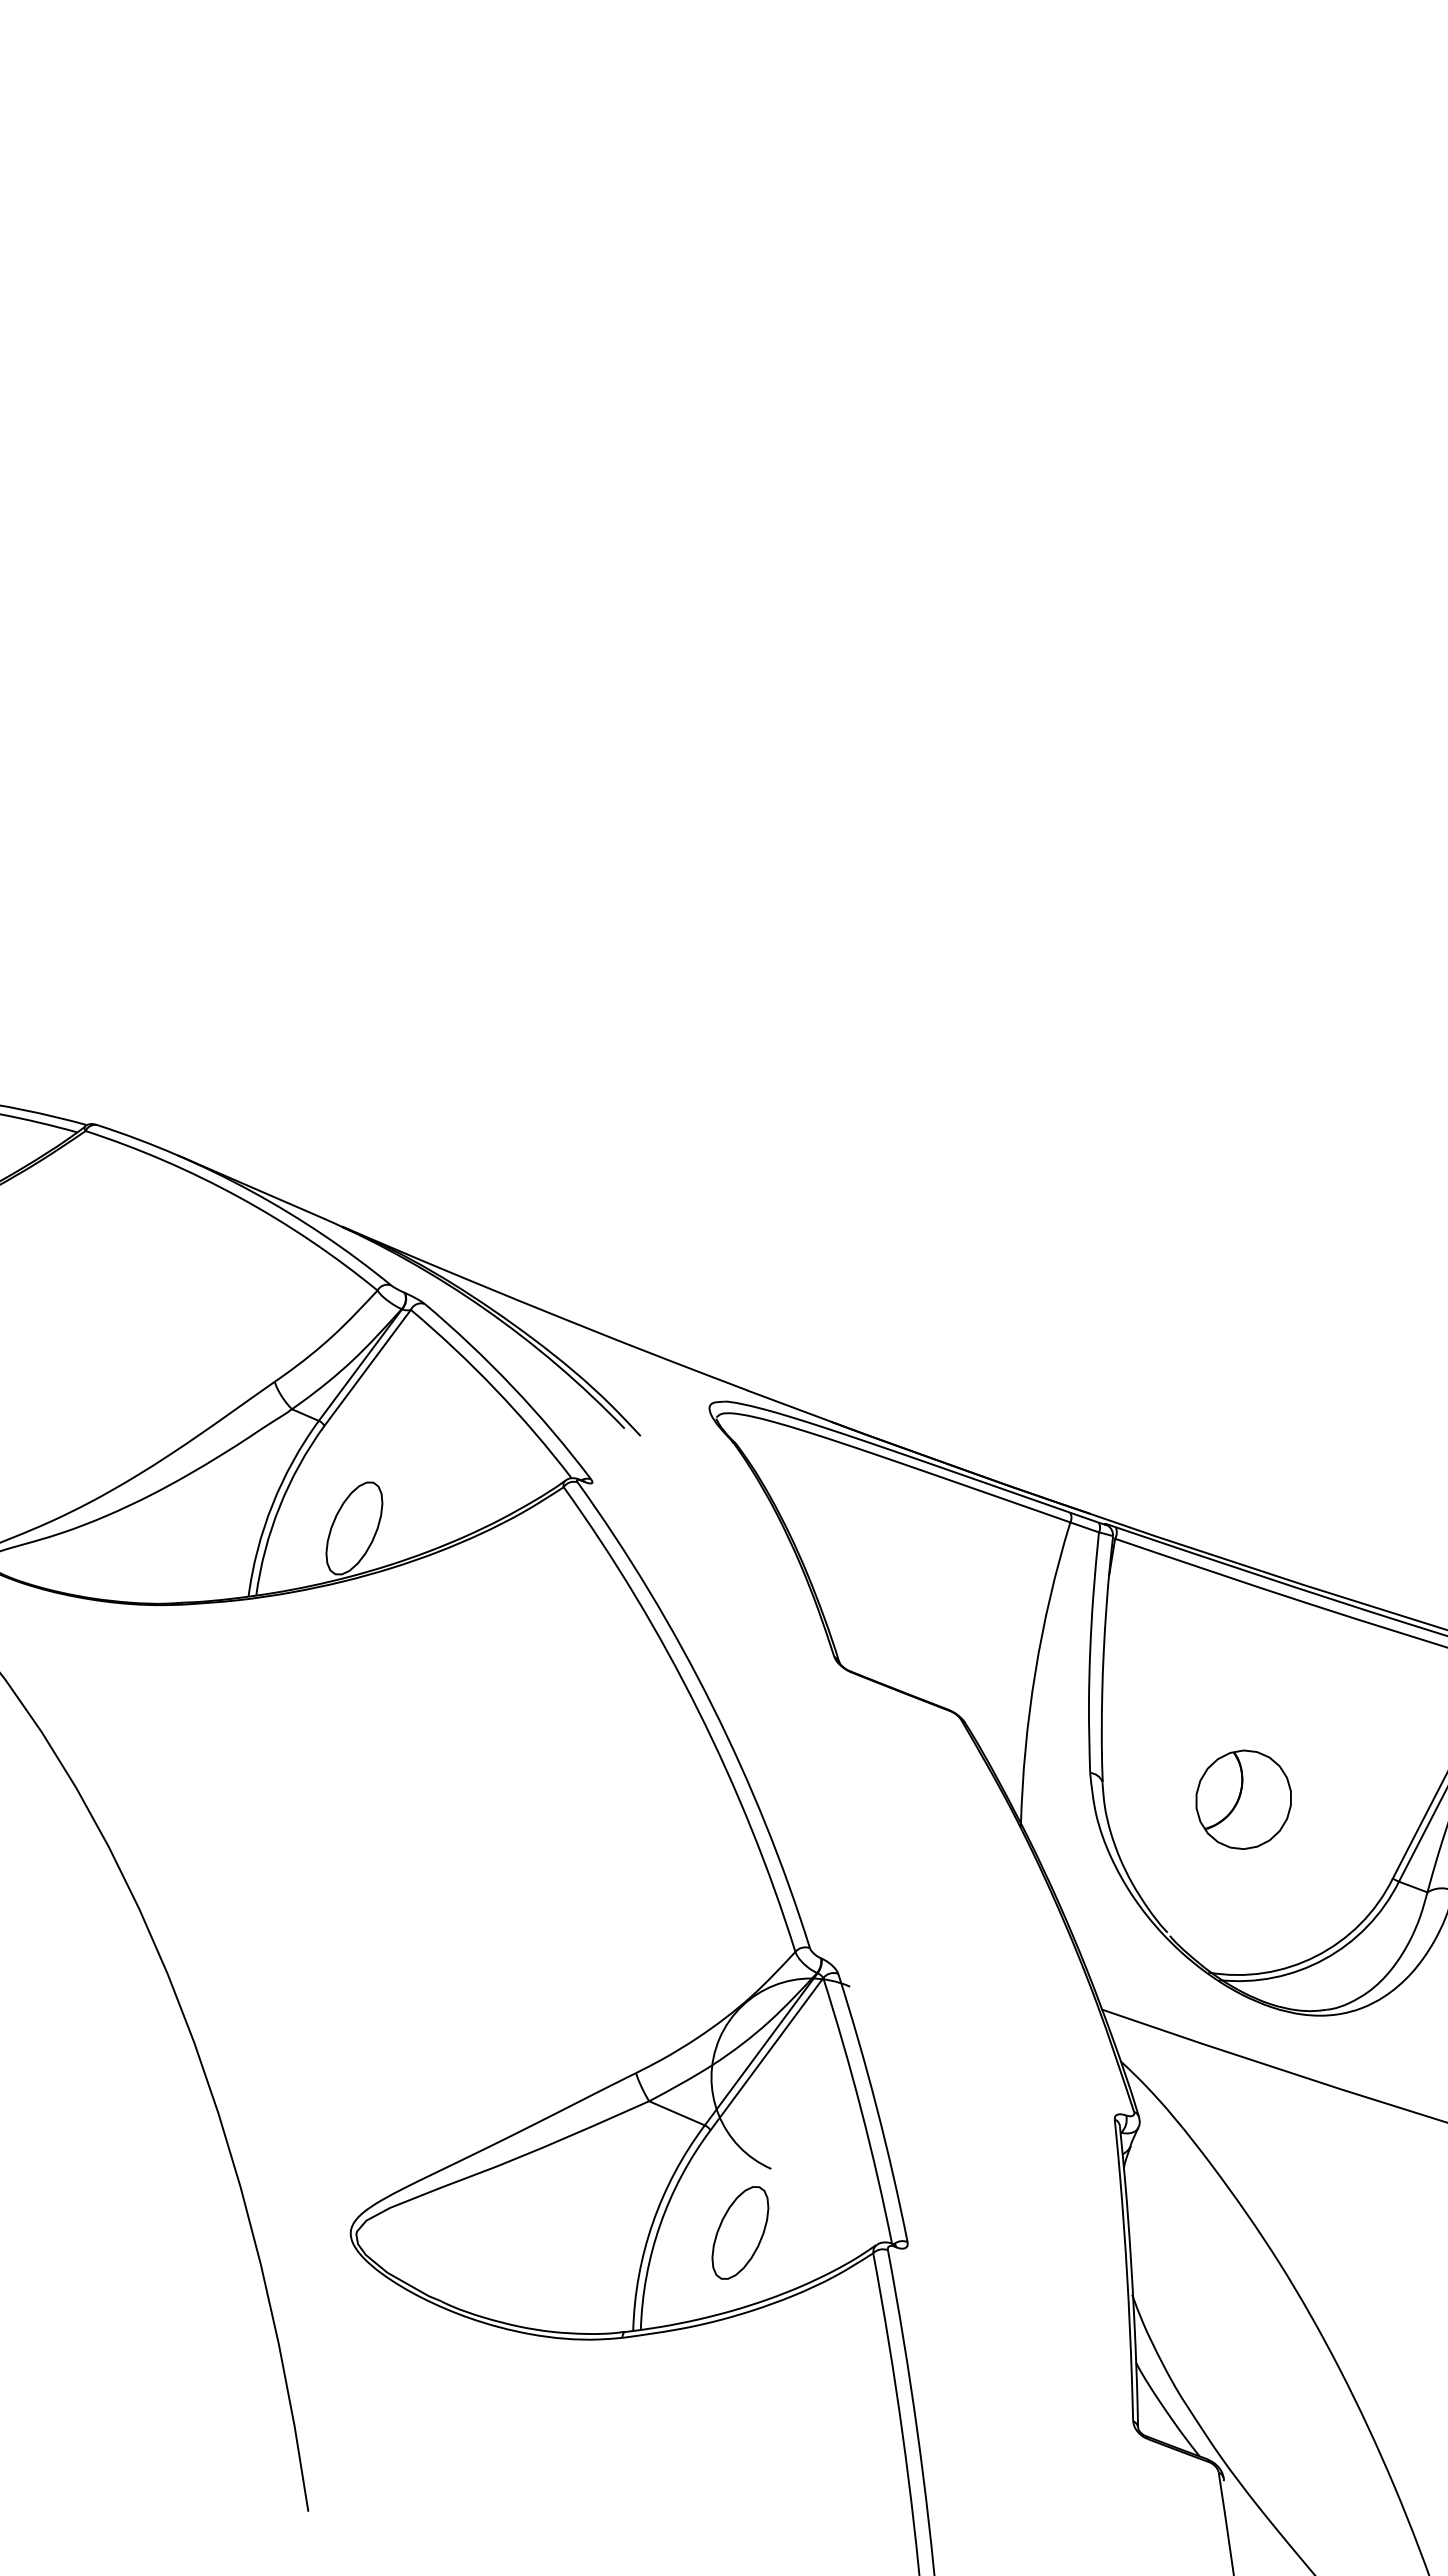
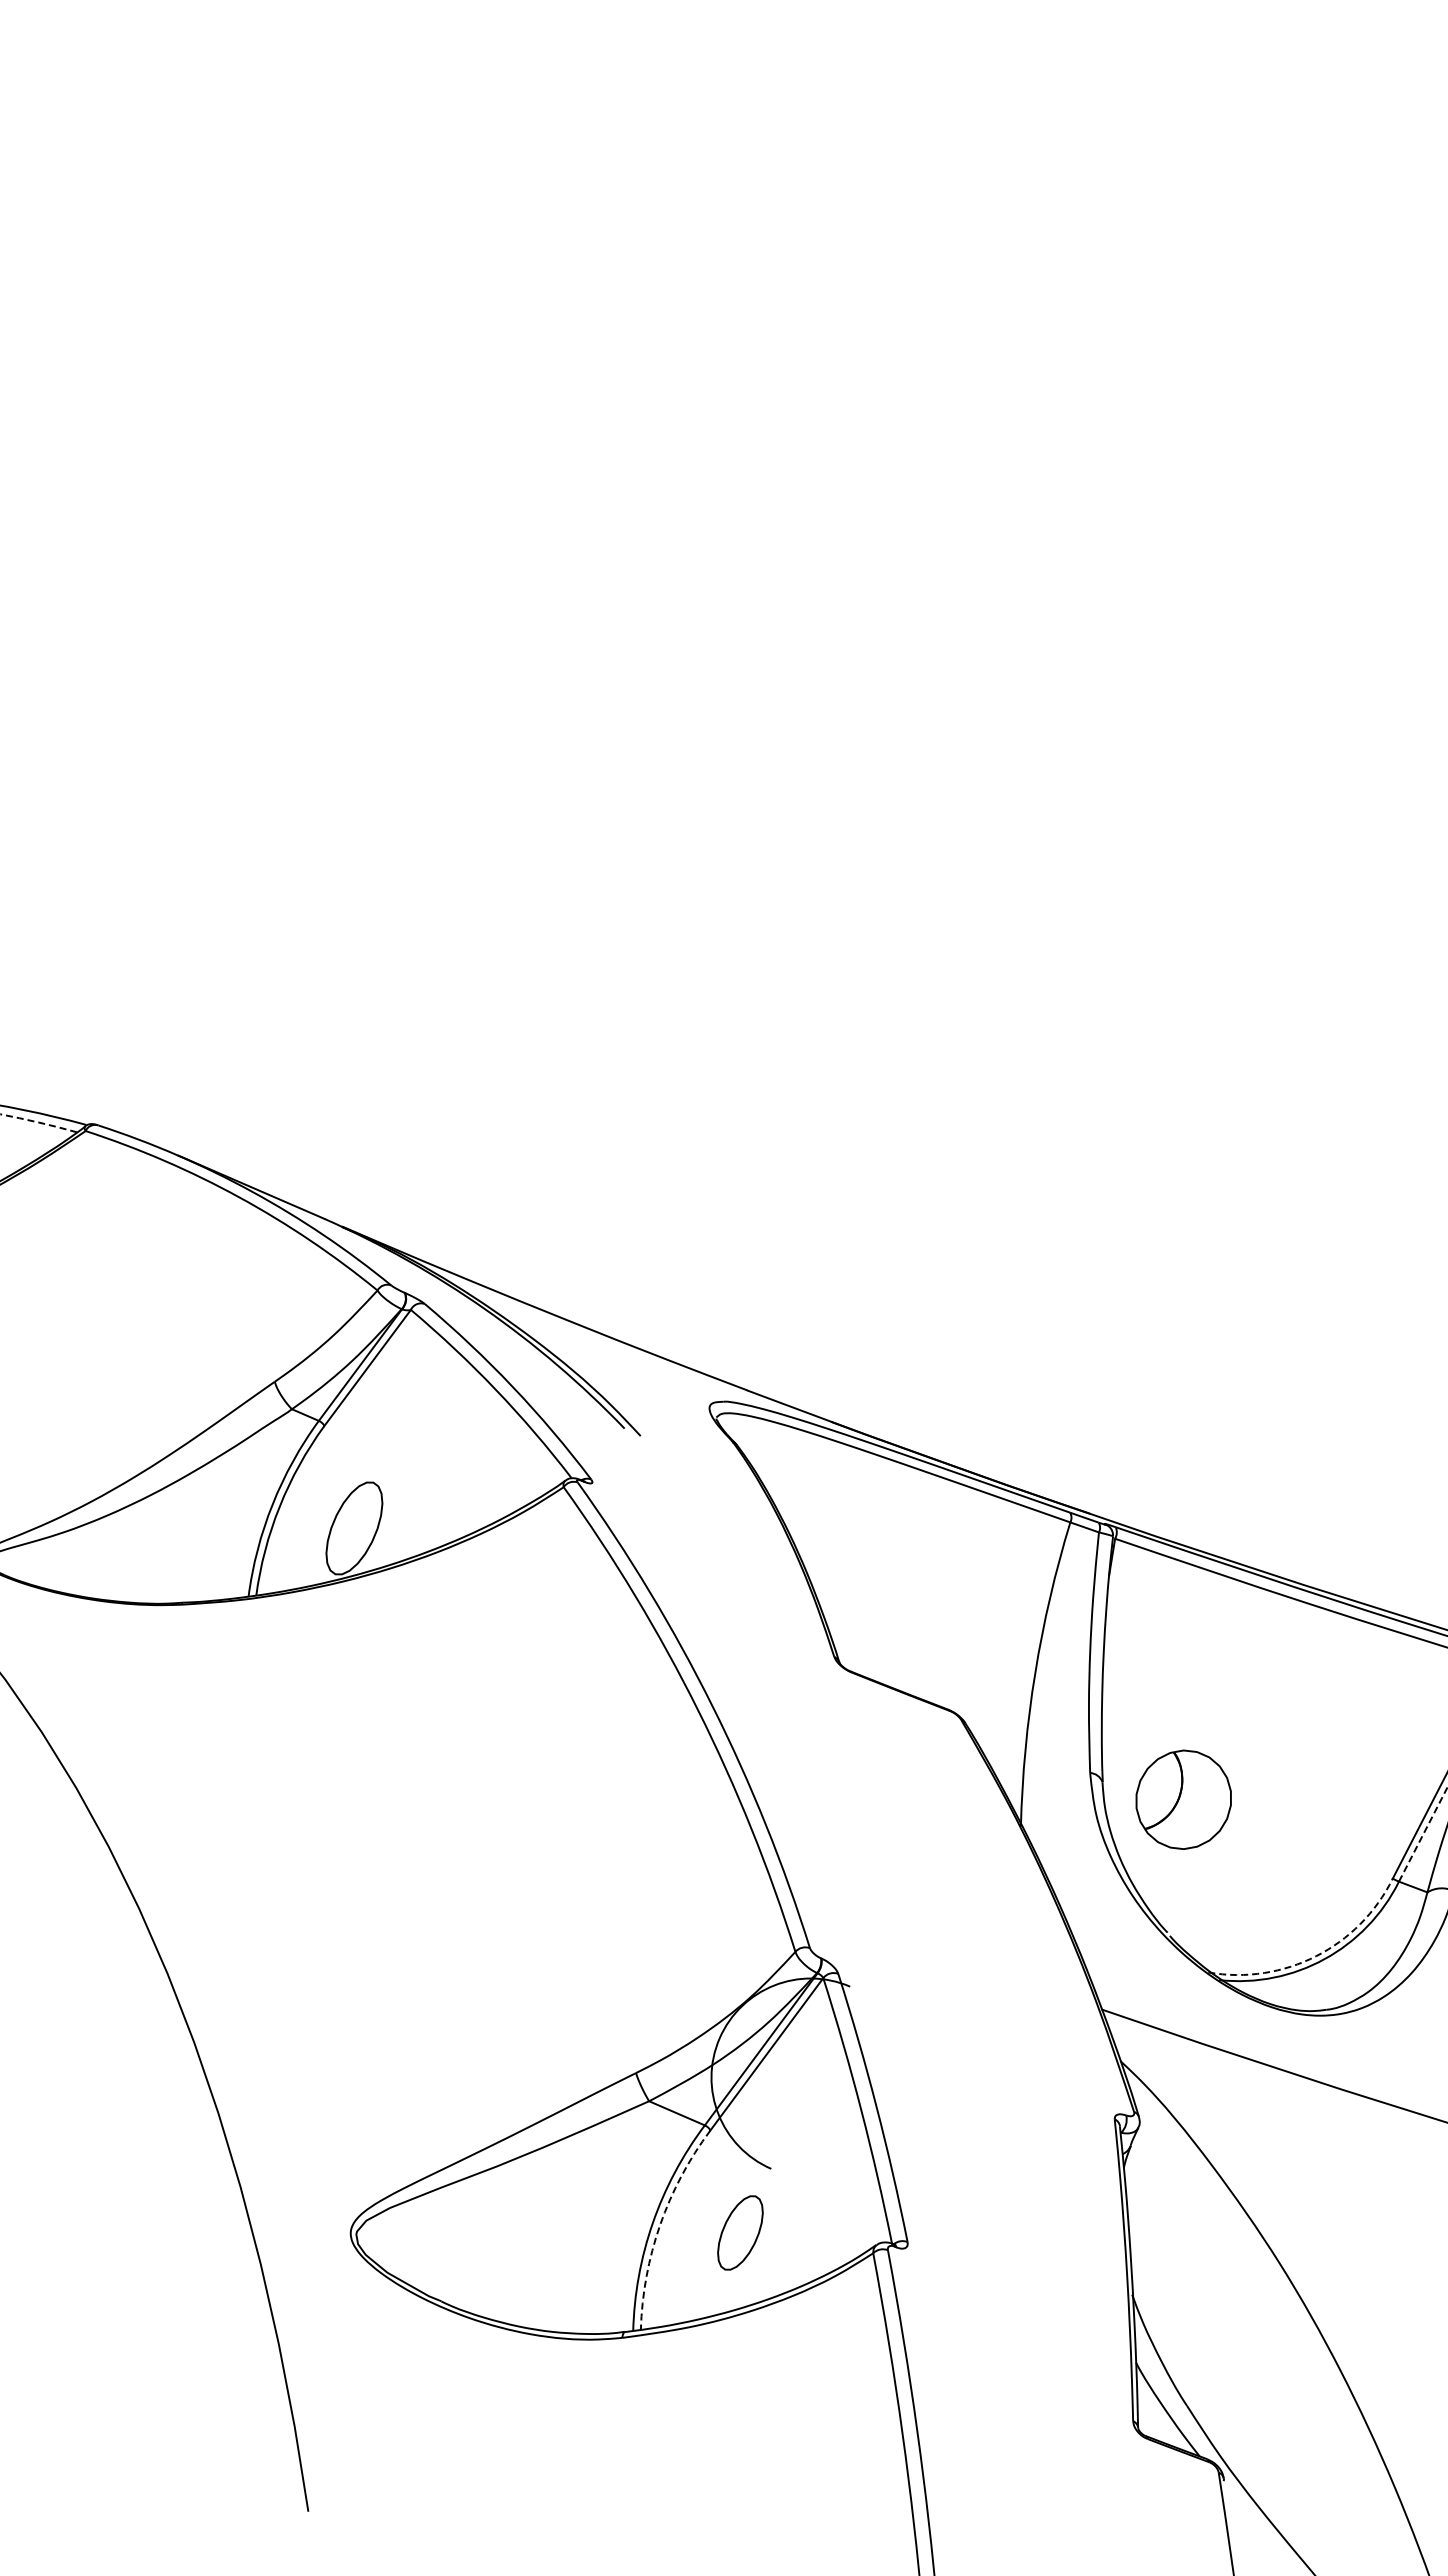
arc: solid -> dashed (38, 1122)
part position: (1243, 1799) -> (1183, 1799) (1183, 1799)
line: solid -> dashed (1423, 1833)
arc: solid -> dashed (1316, 1956)
arc: solid -> dashed (660, 2224)
part size: 59x94 px -> 47x76 px (740, 2232)
